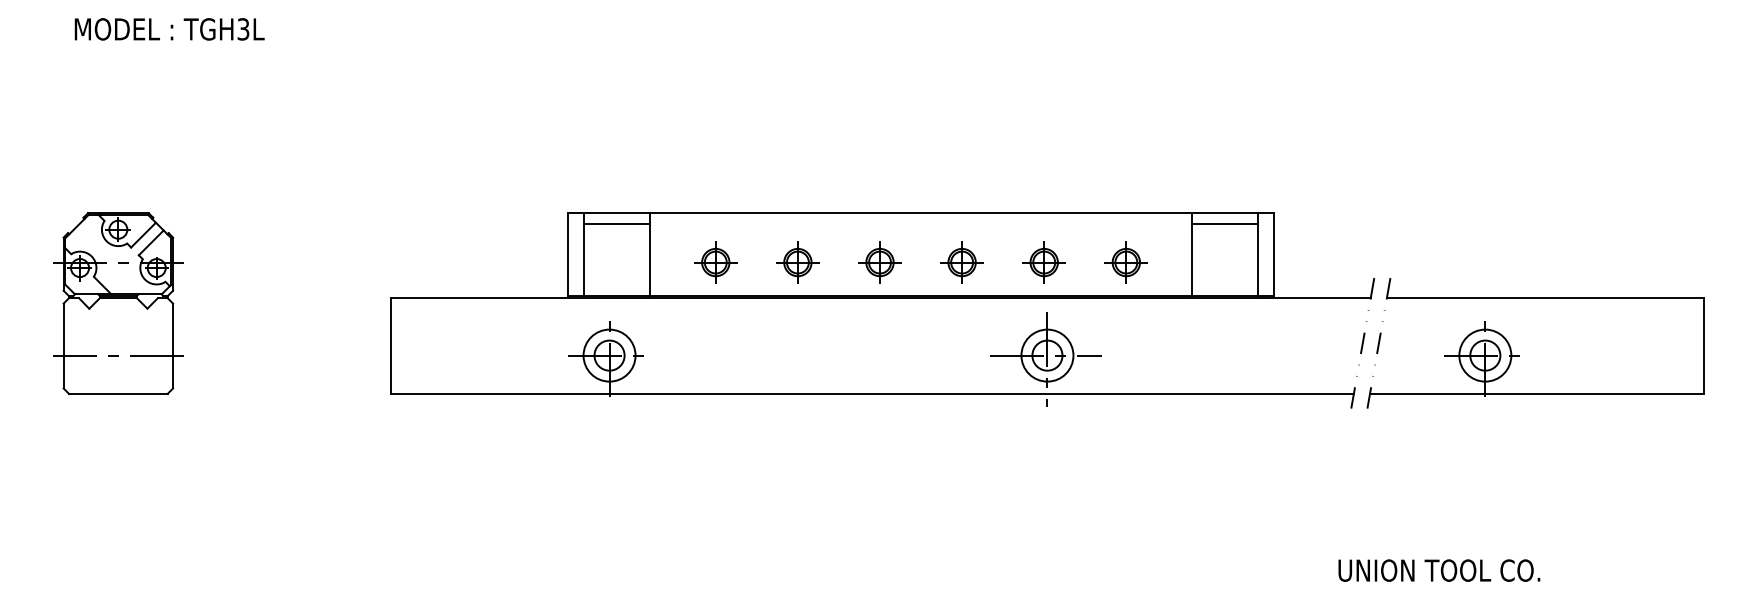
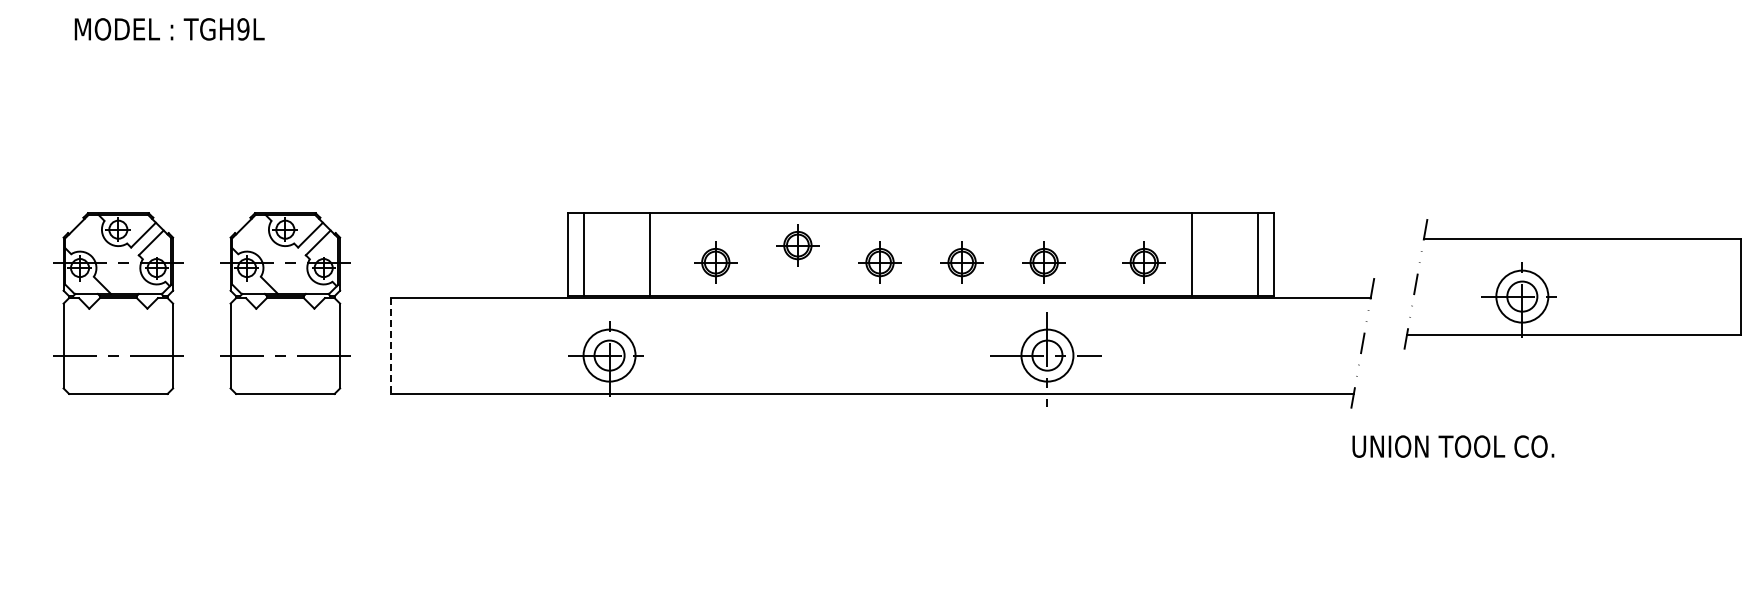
text: TGH3L -> TGH9L (243, 29)
line: present -> none (617, 224)
line: present -> none (1224, 224)
part position: (797, 262) -> (797, 245) (797, 245)
part position: (1125, 262) -> (1143, 262) (1143, 262)
part: none -> present (285, 303)
line: solid -> dashed (390, 346)
part position: (1519, 355) -> (1556, 296) (1556, 296)
text position: (1439, 570) -> (1453, 446) (1453, 446)
